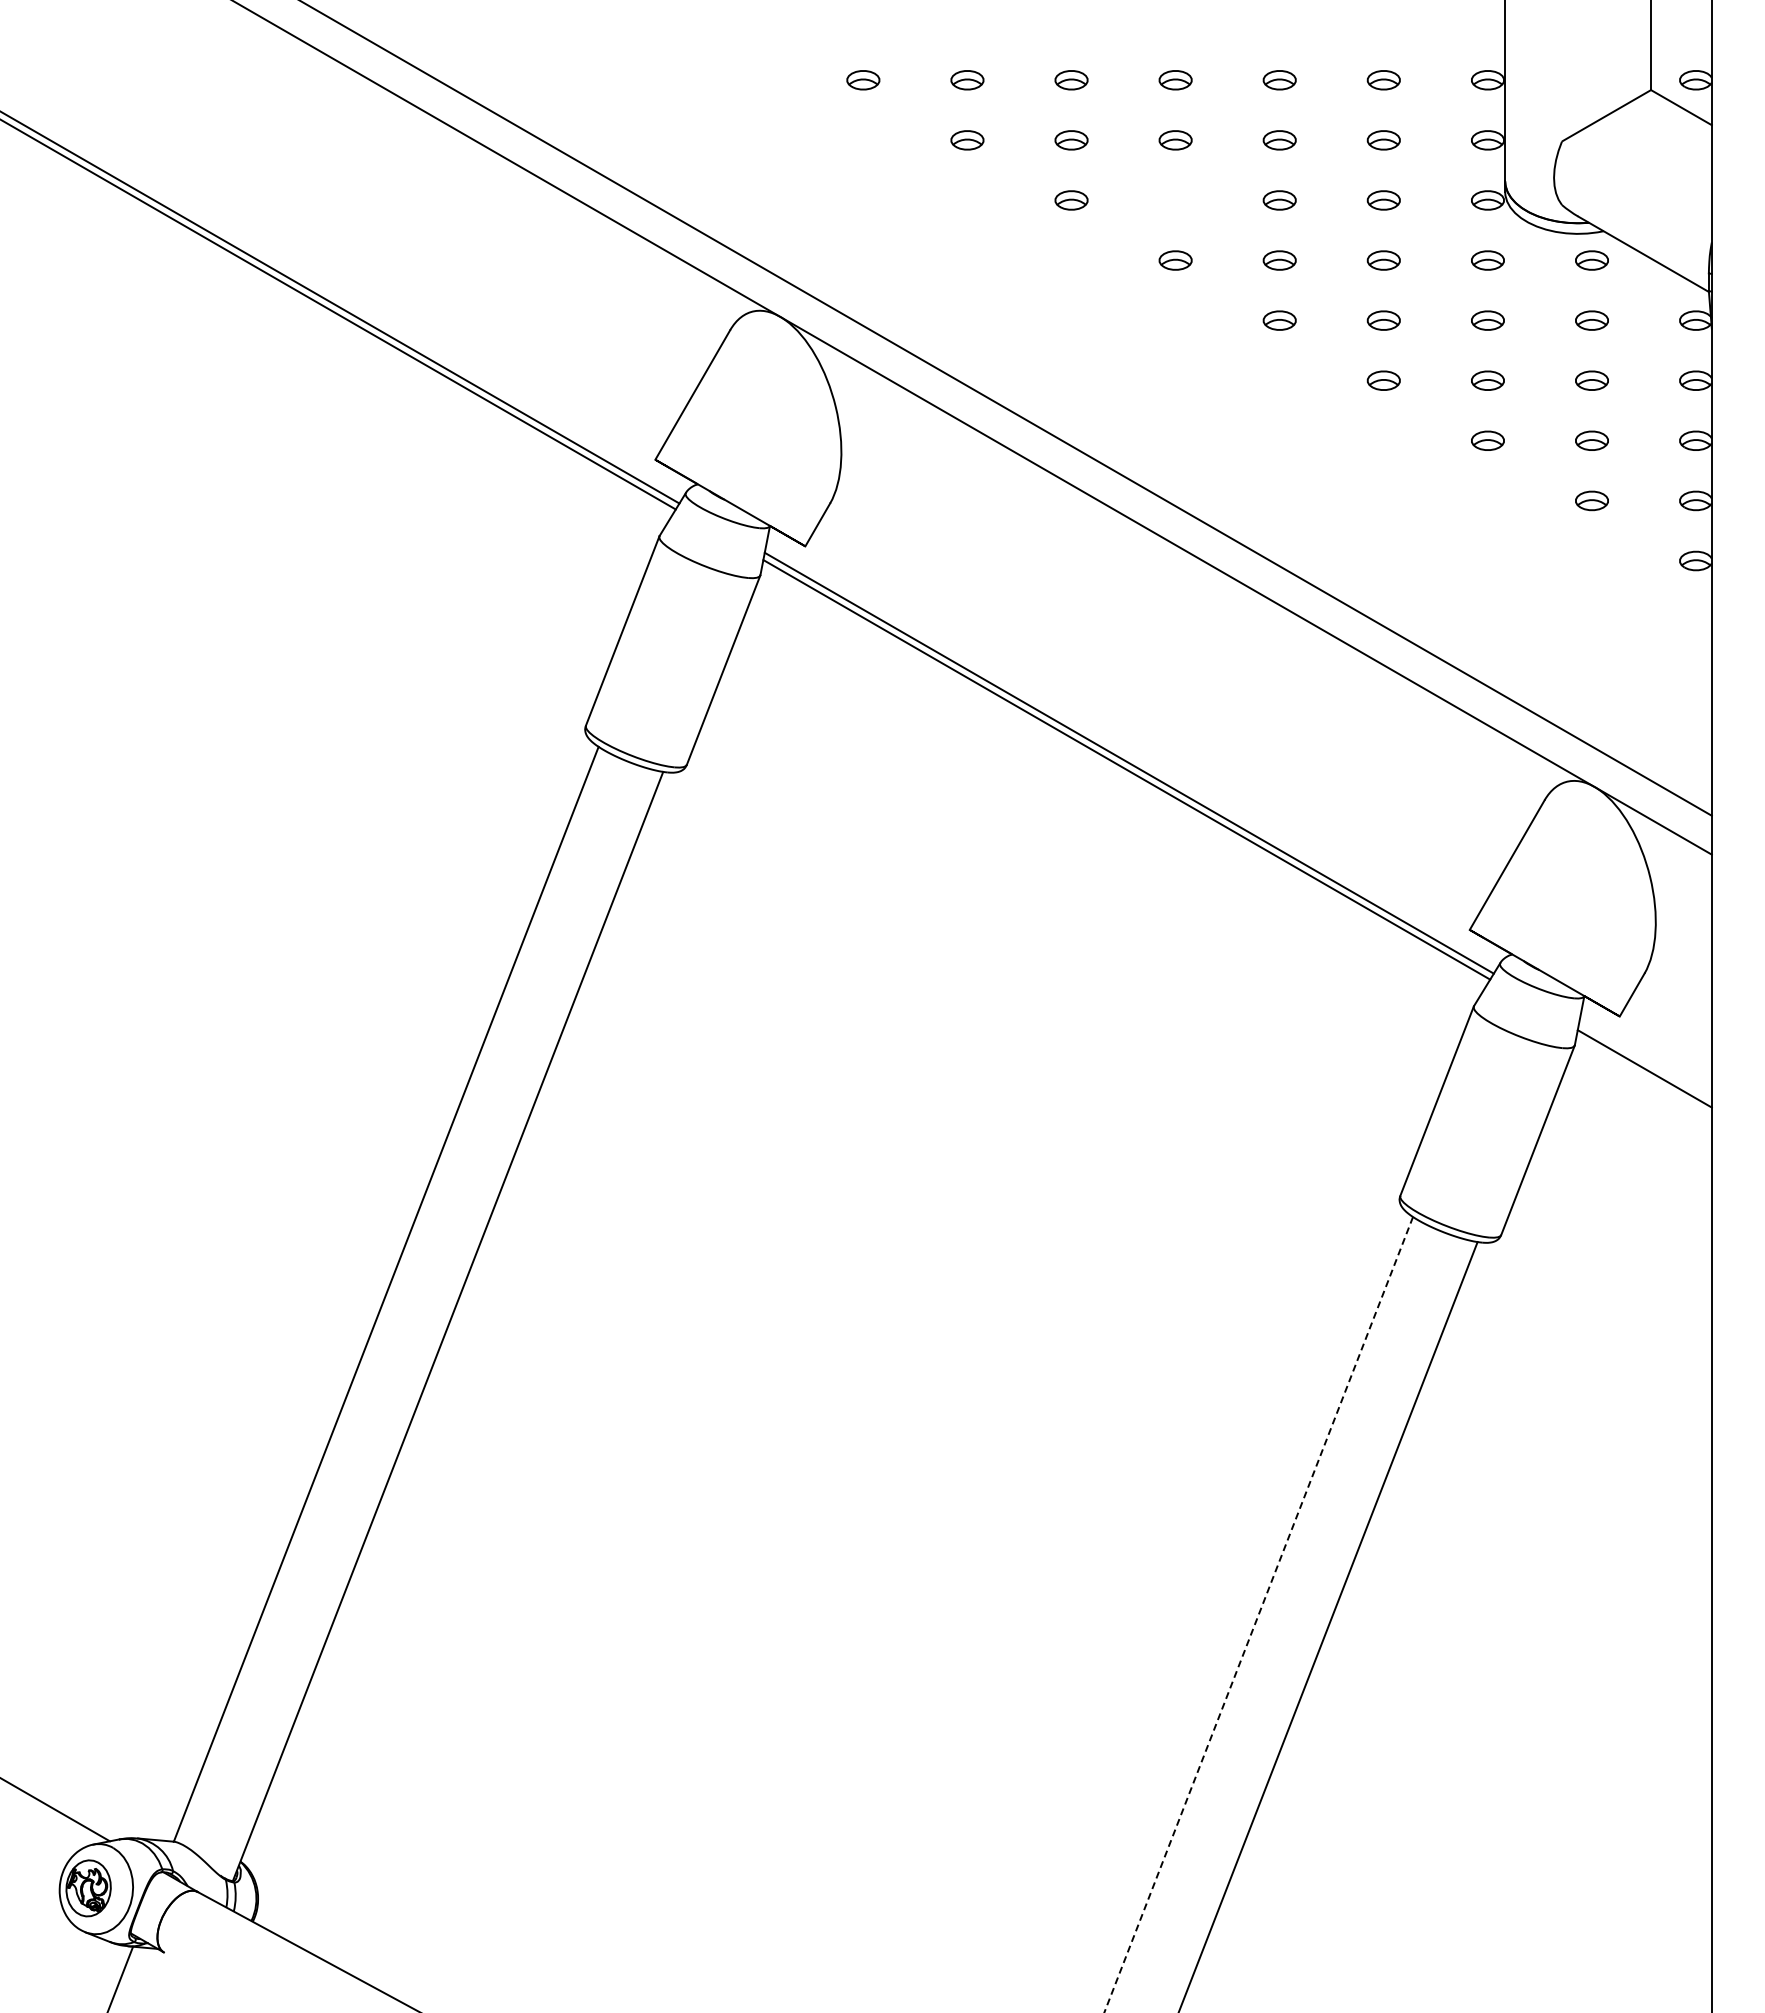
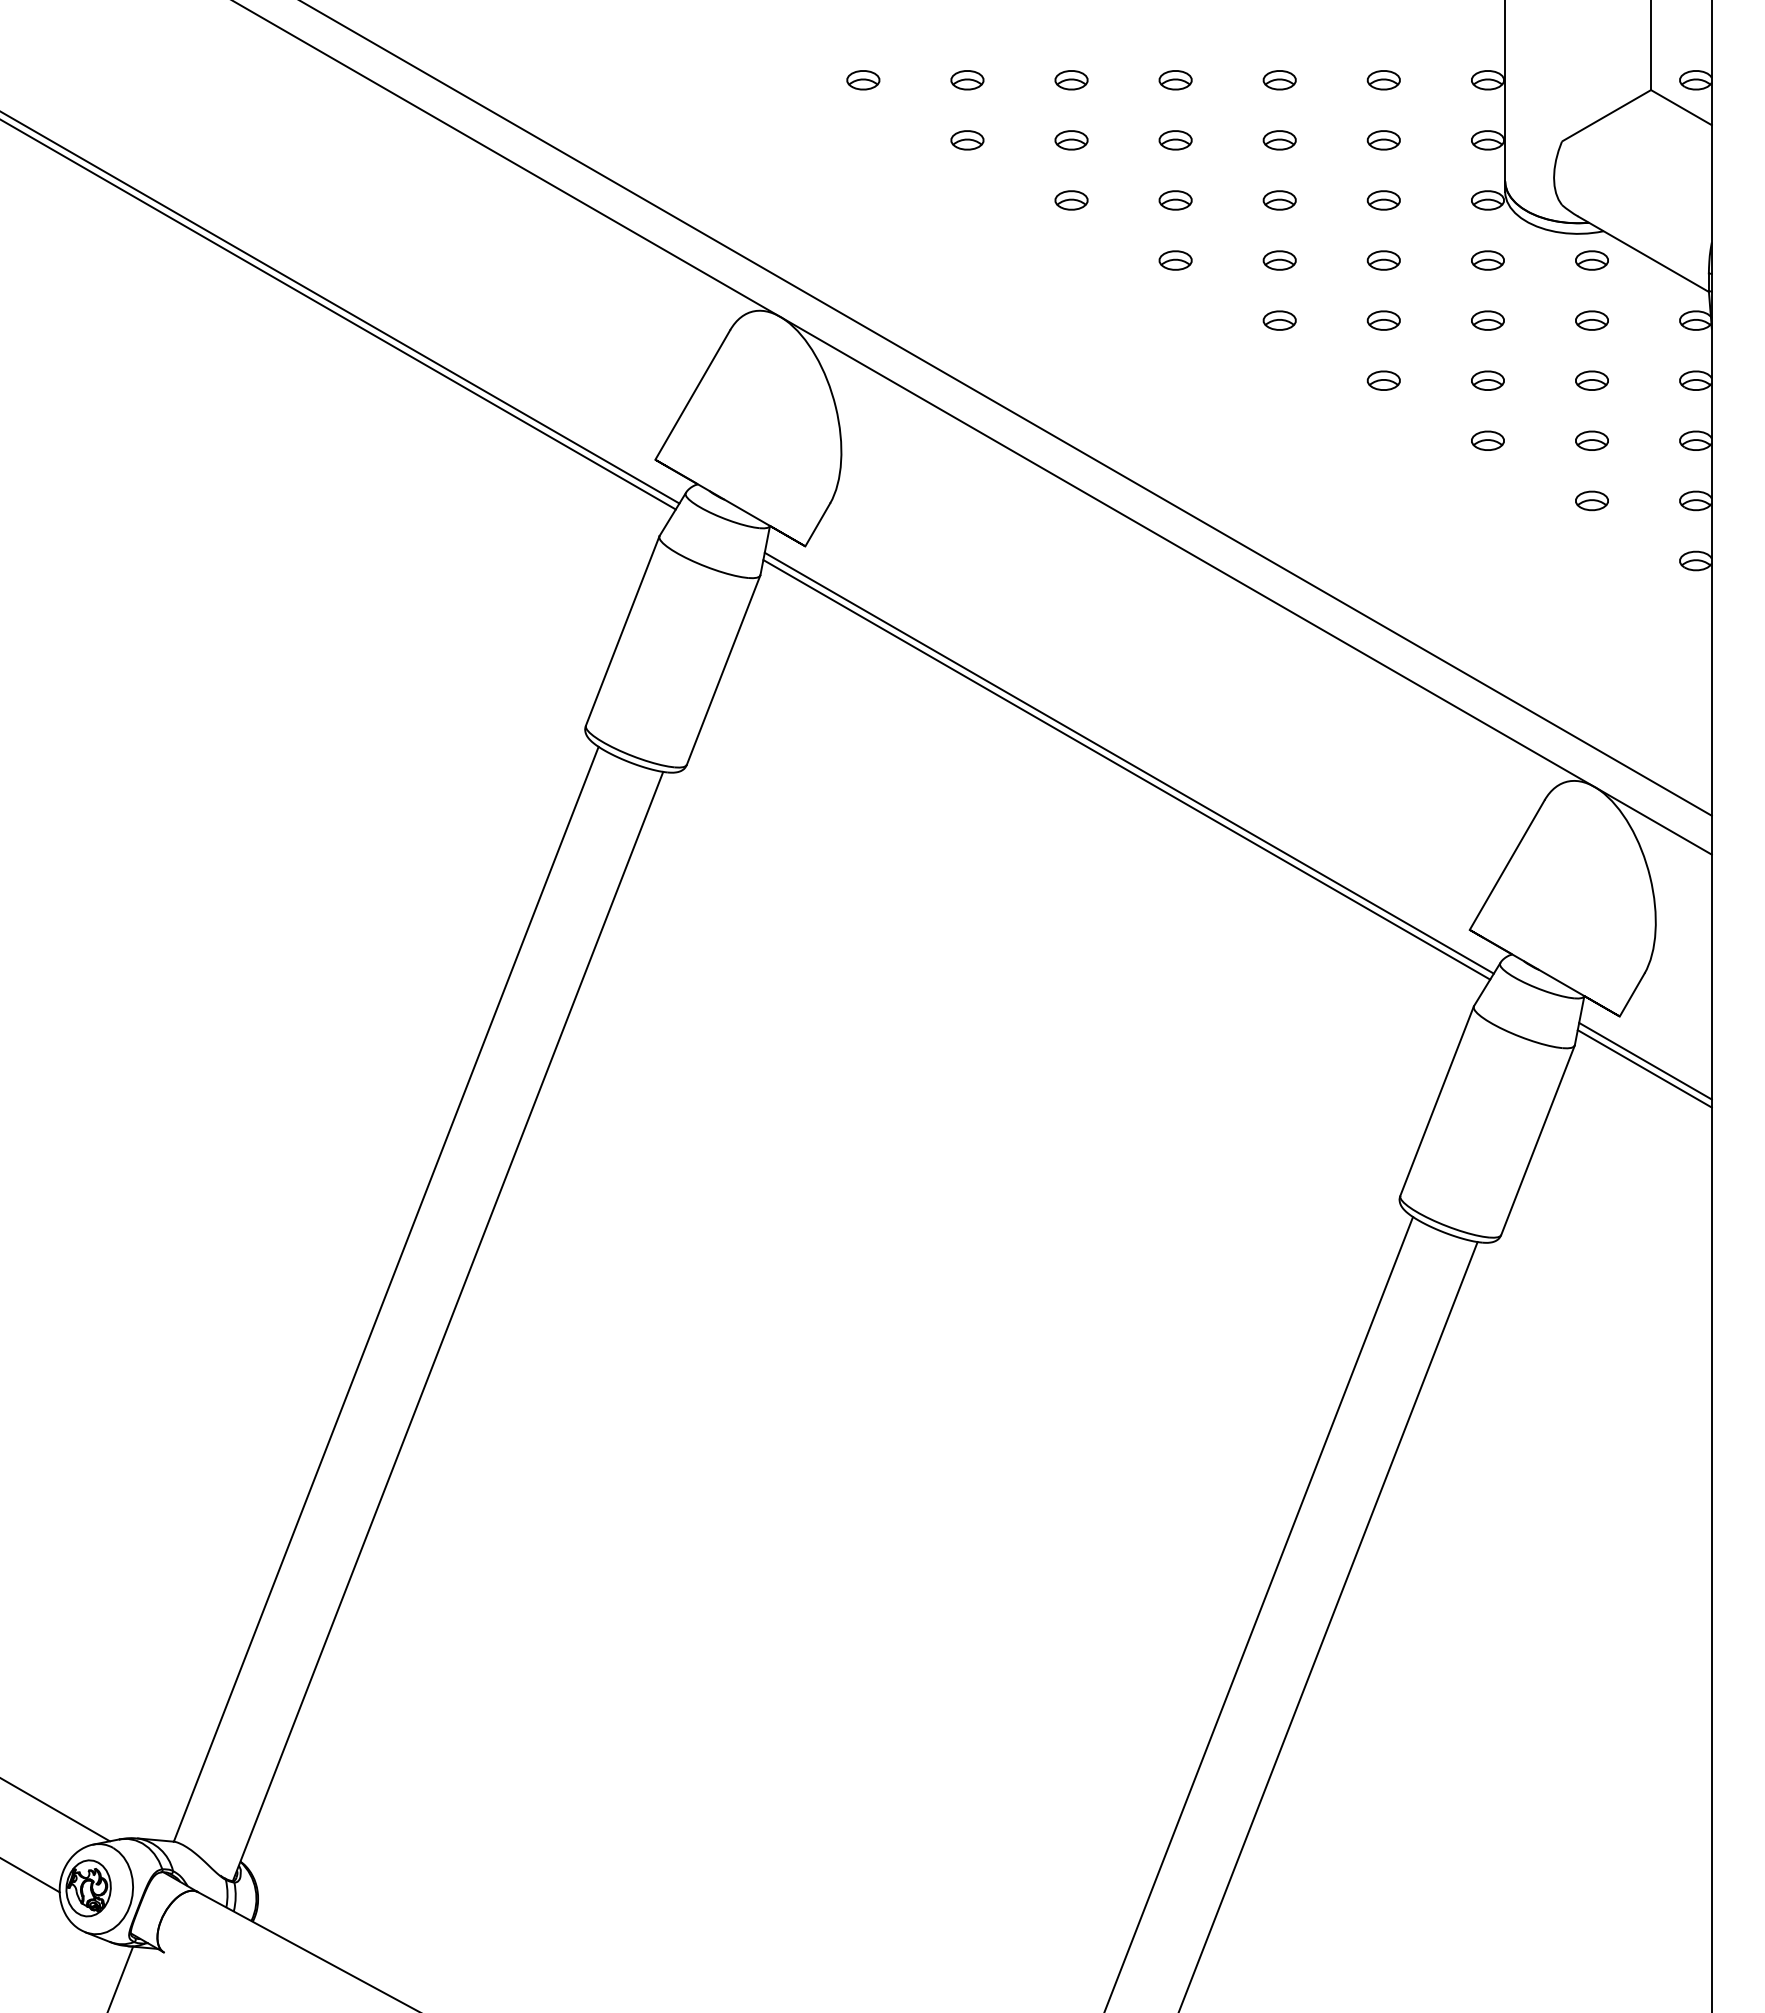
part: none -> present (1175, 200)
line: none -> present (1645, 1060)
line: dashed -> solid (1258, 1614)
line: none -> present (30, 1875)
